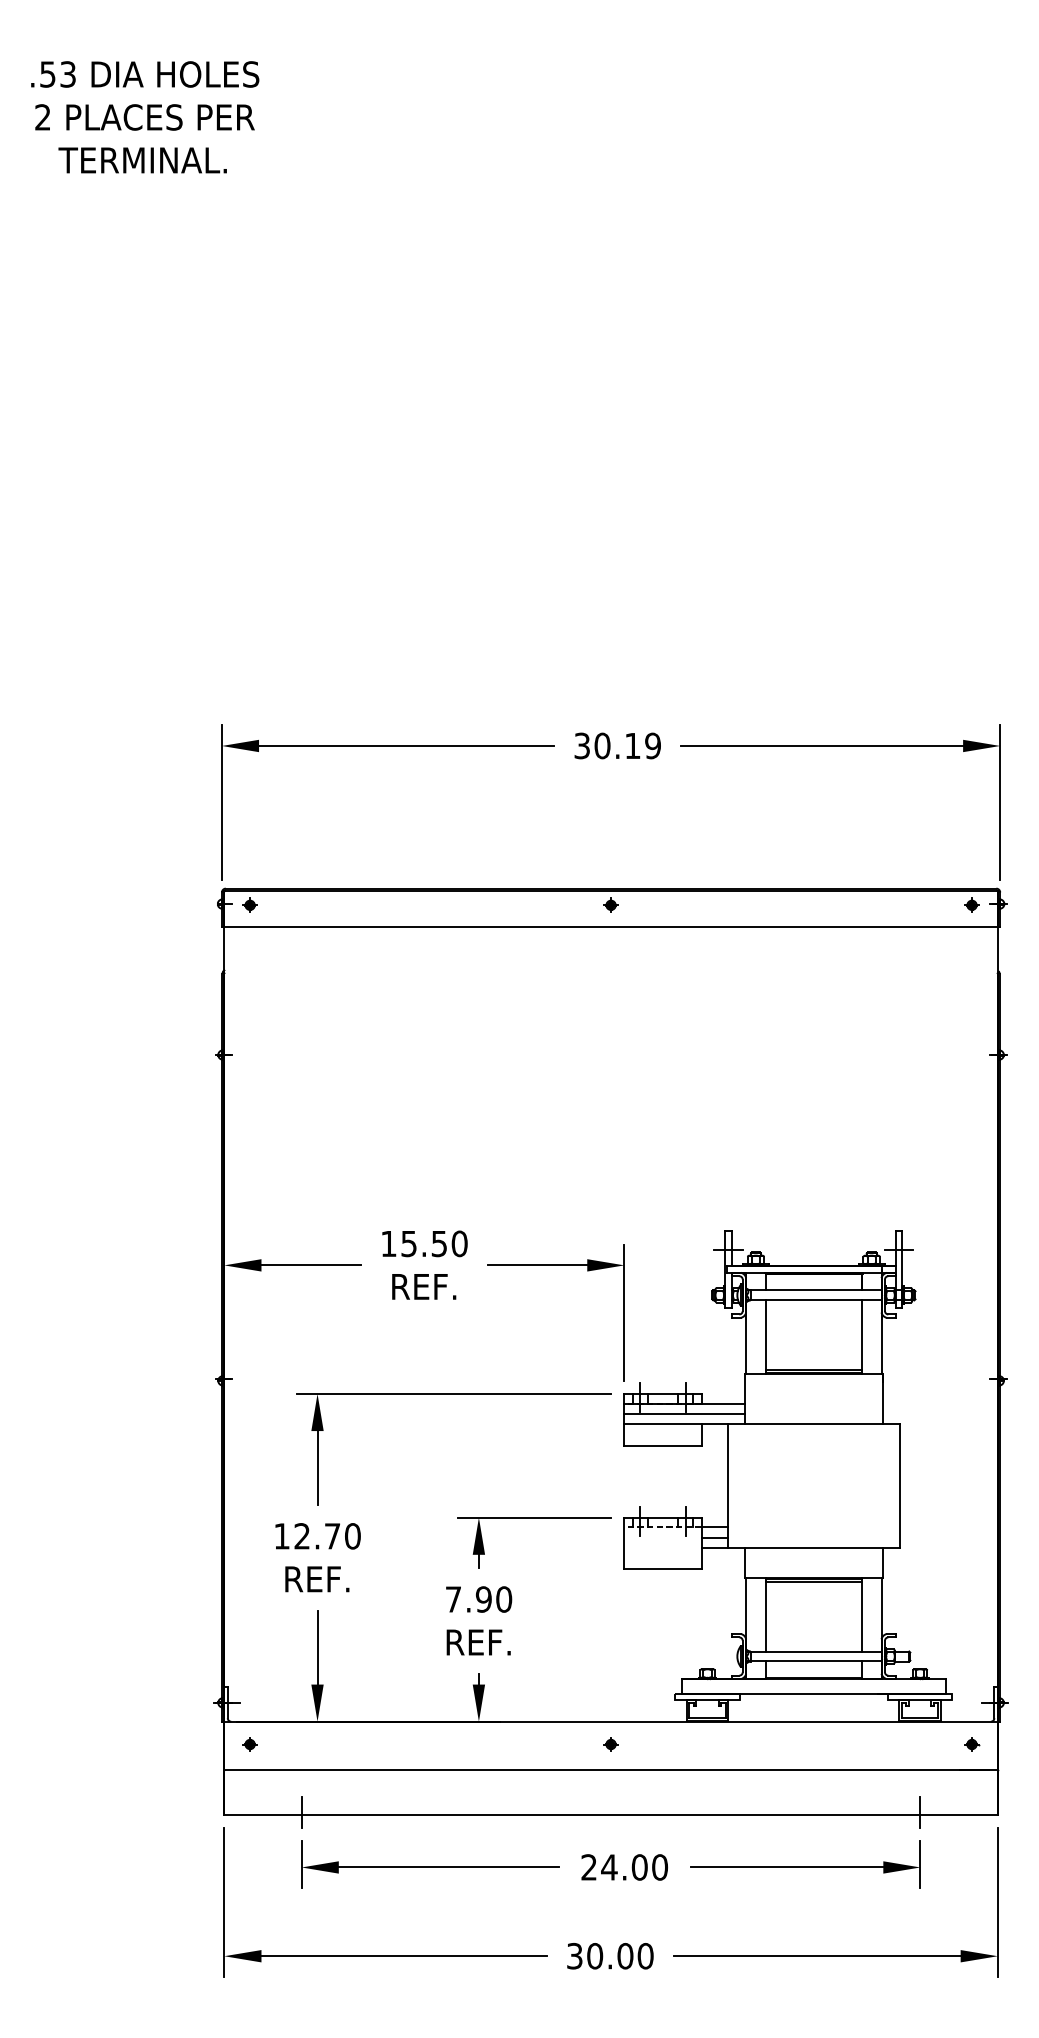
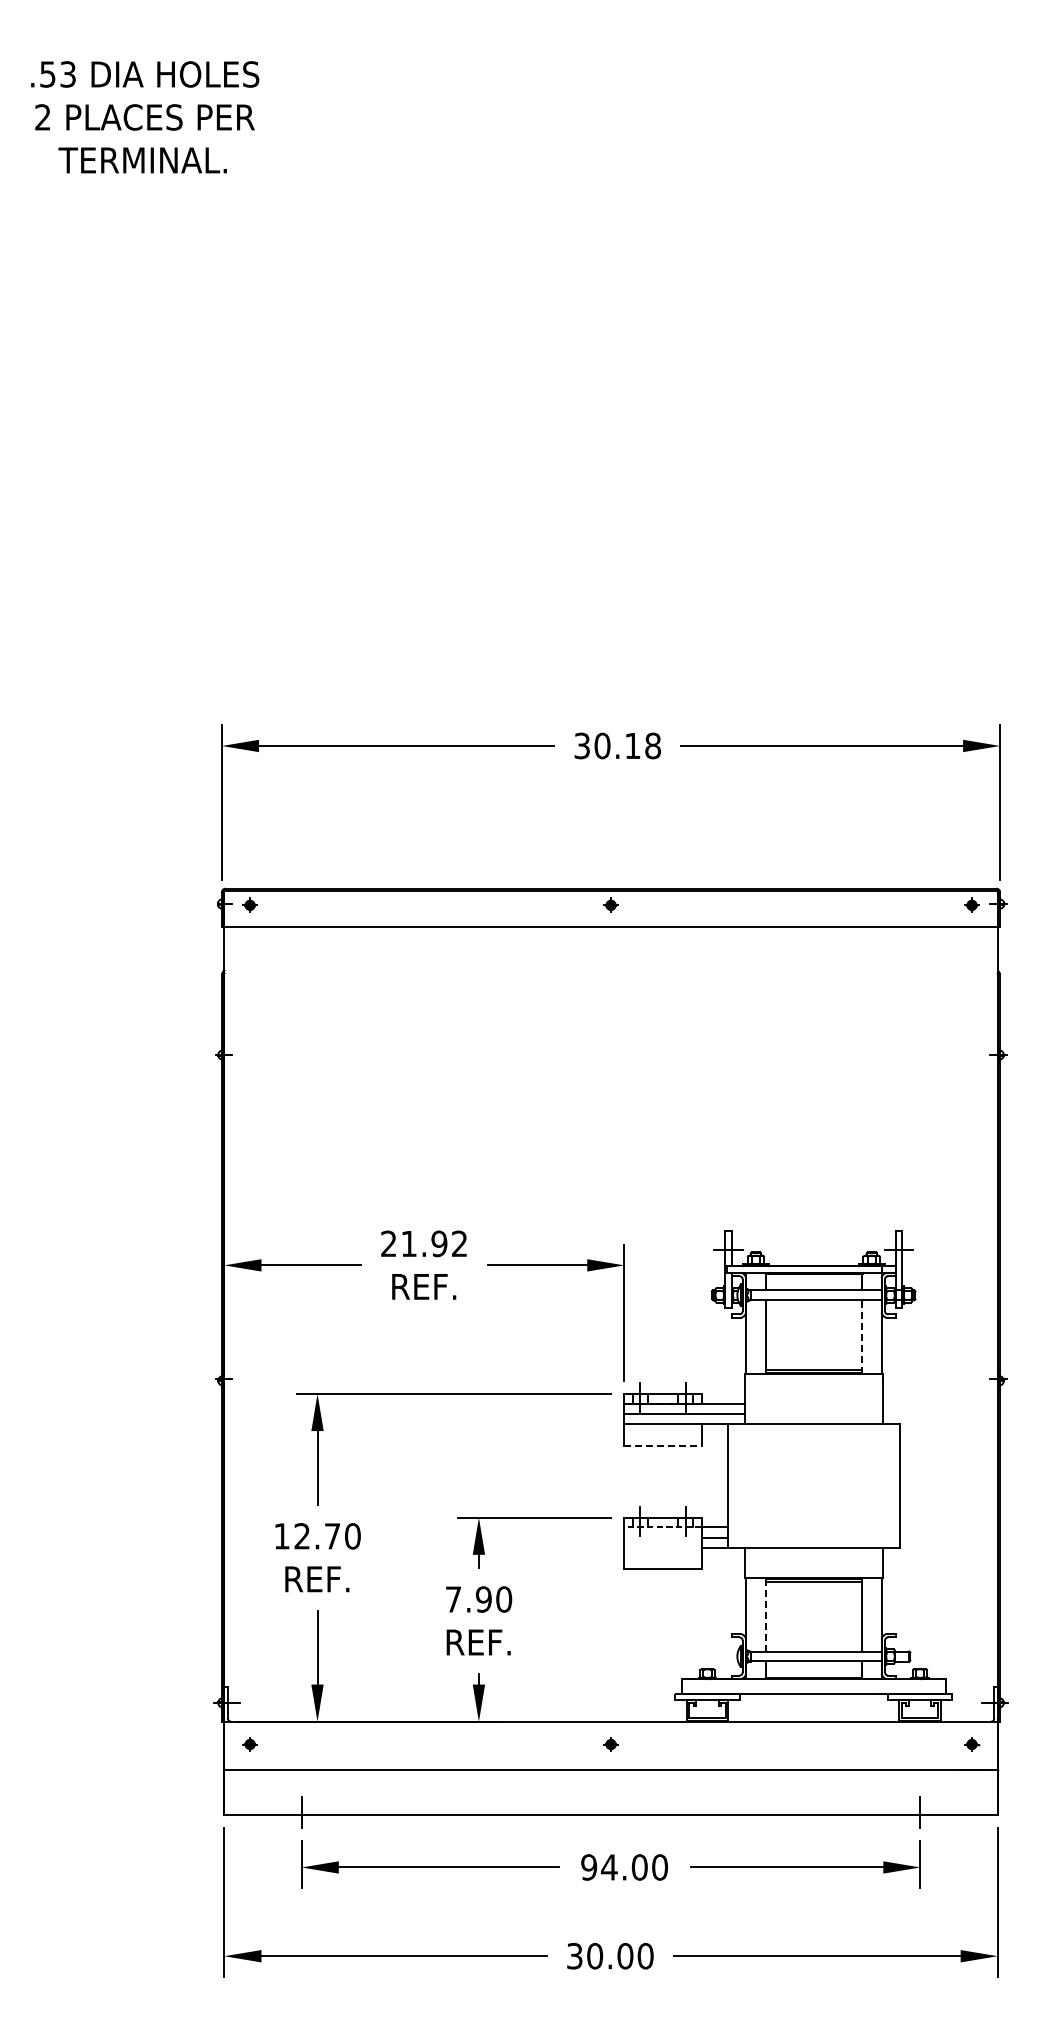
text: 30.19 -> 30.18 (653, 745)
text: 15.50 -> 21.92 (424, 1243)
line: solid -> dashed (862, 1336)
line: solid -> dashed (663, 1445)
line: solid -> dashed (765, 1614)
text: 24.00 -> 94.00 (589, 1867)
